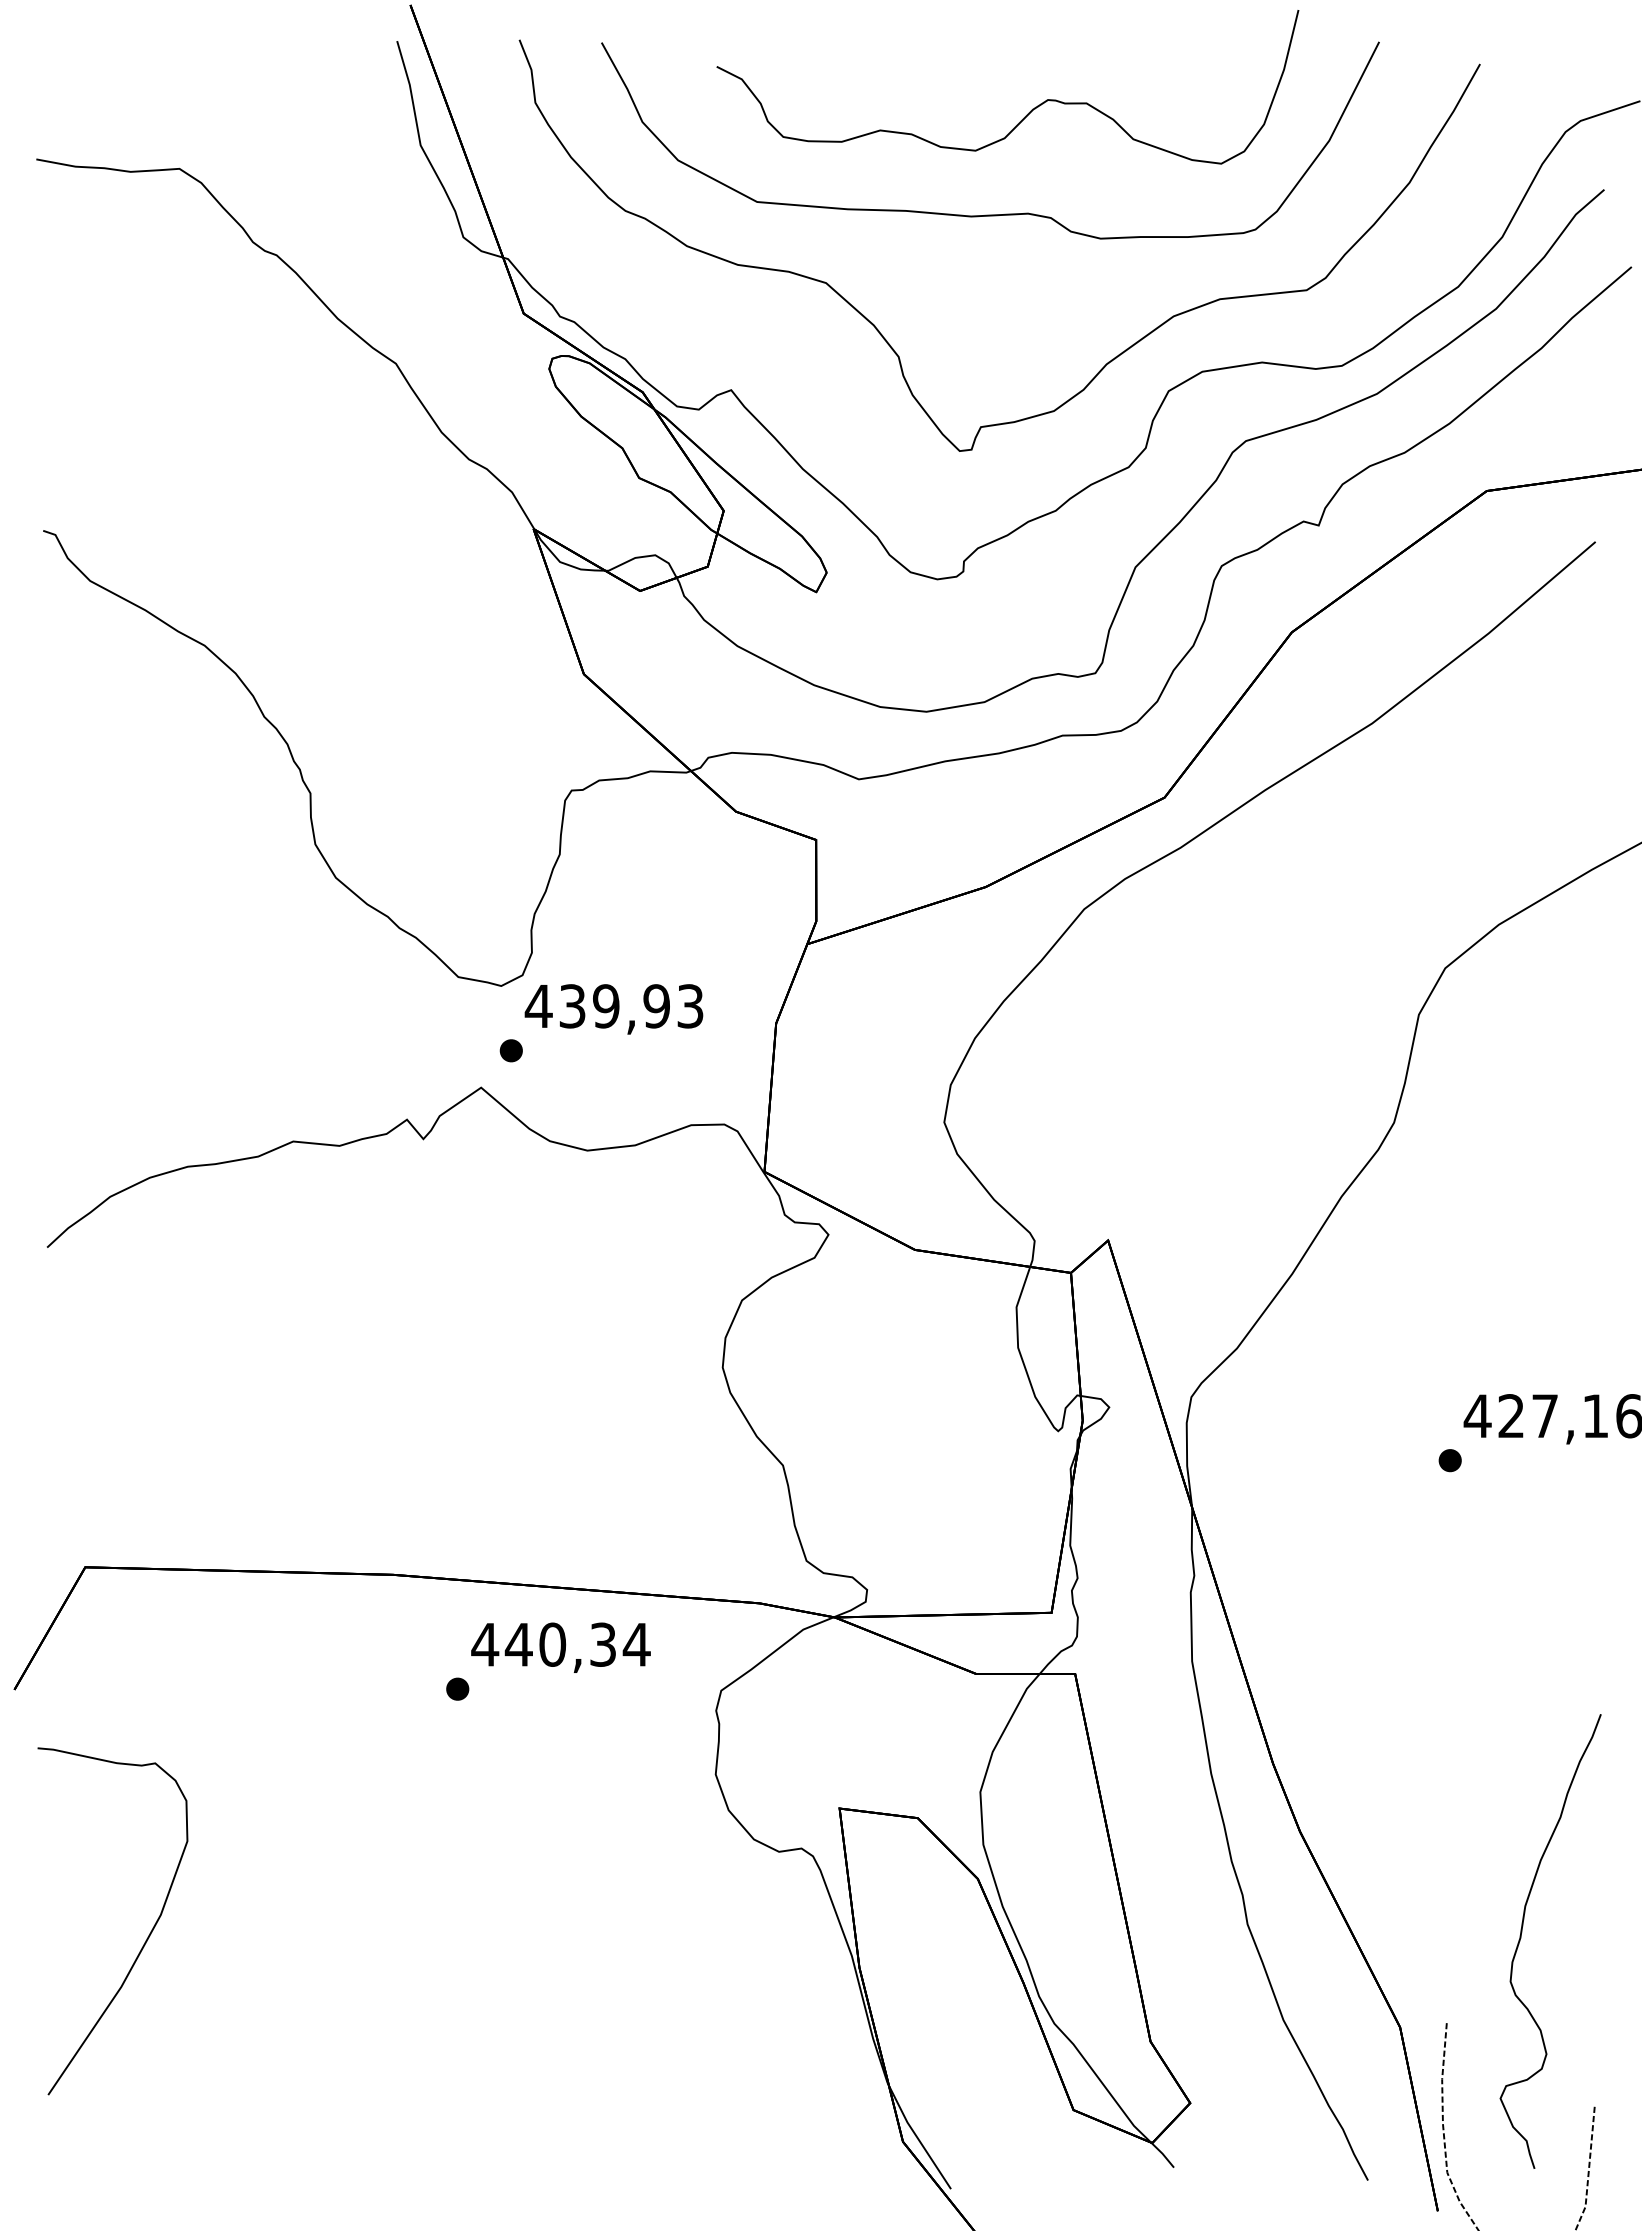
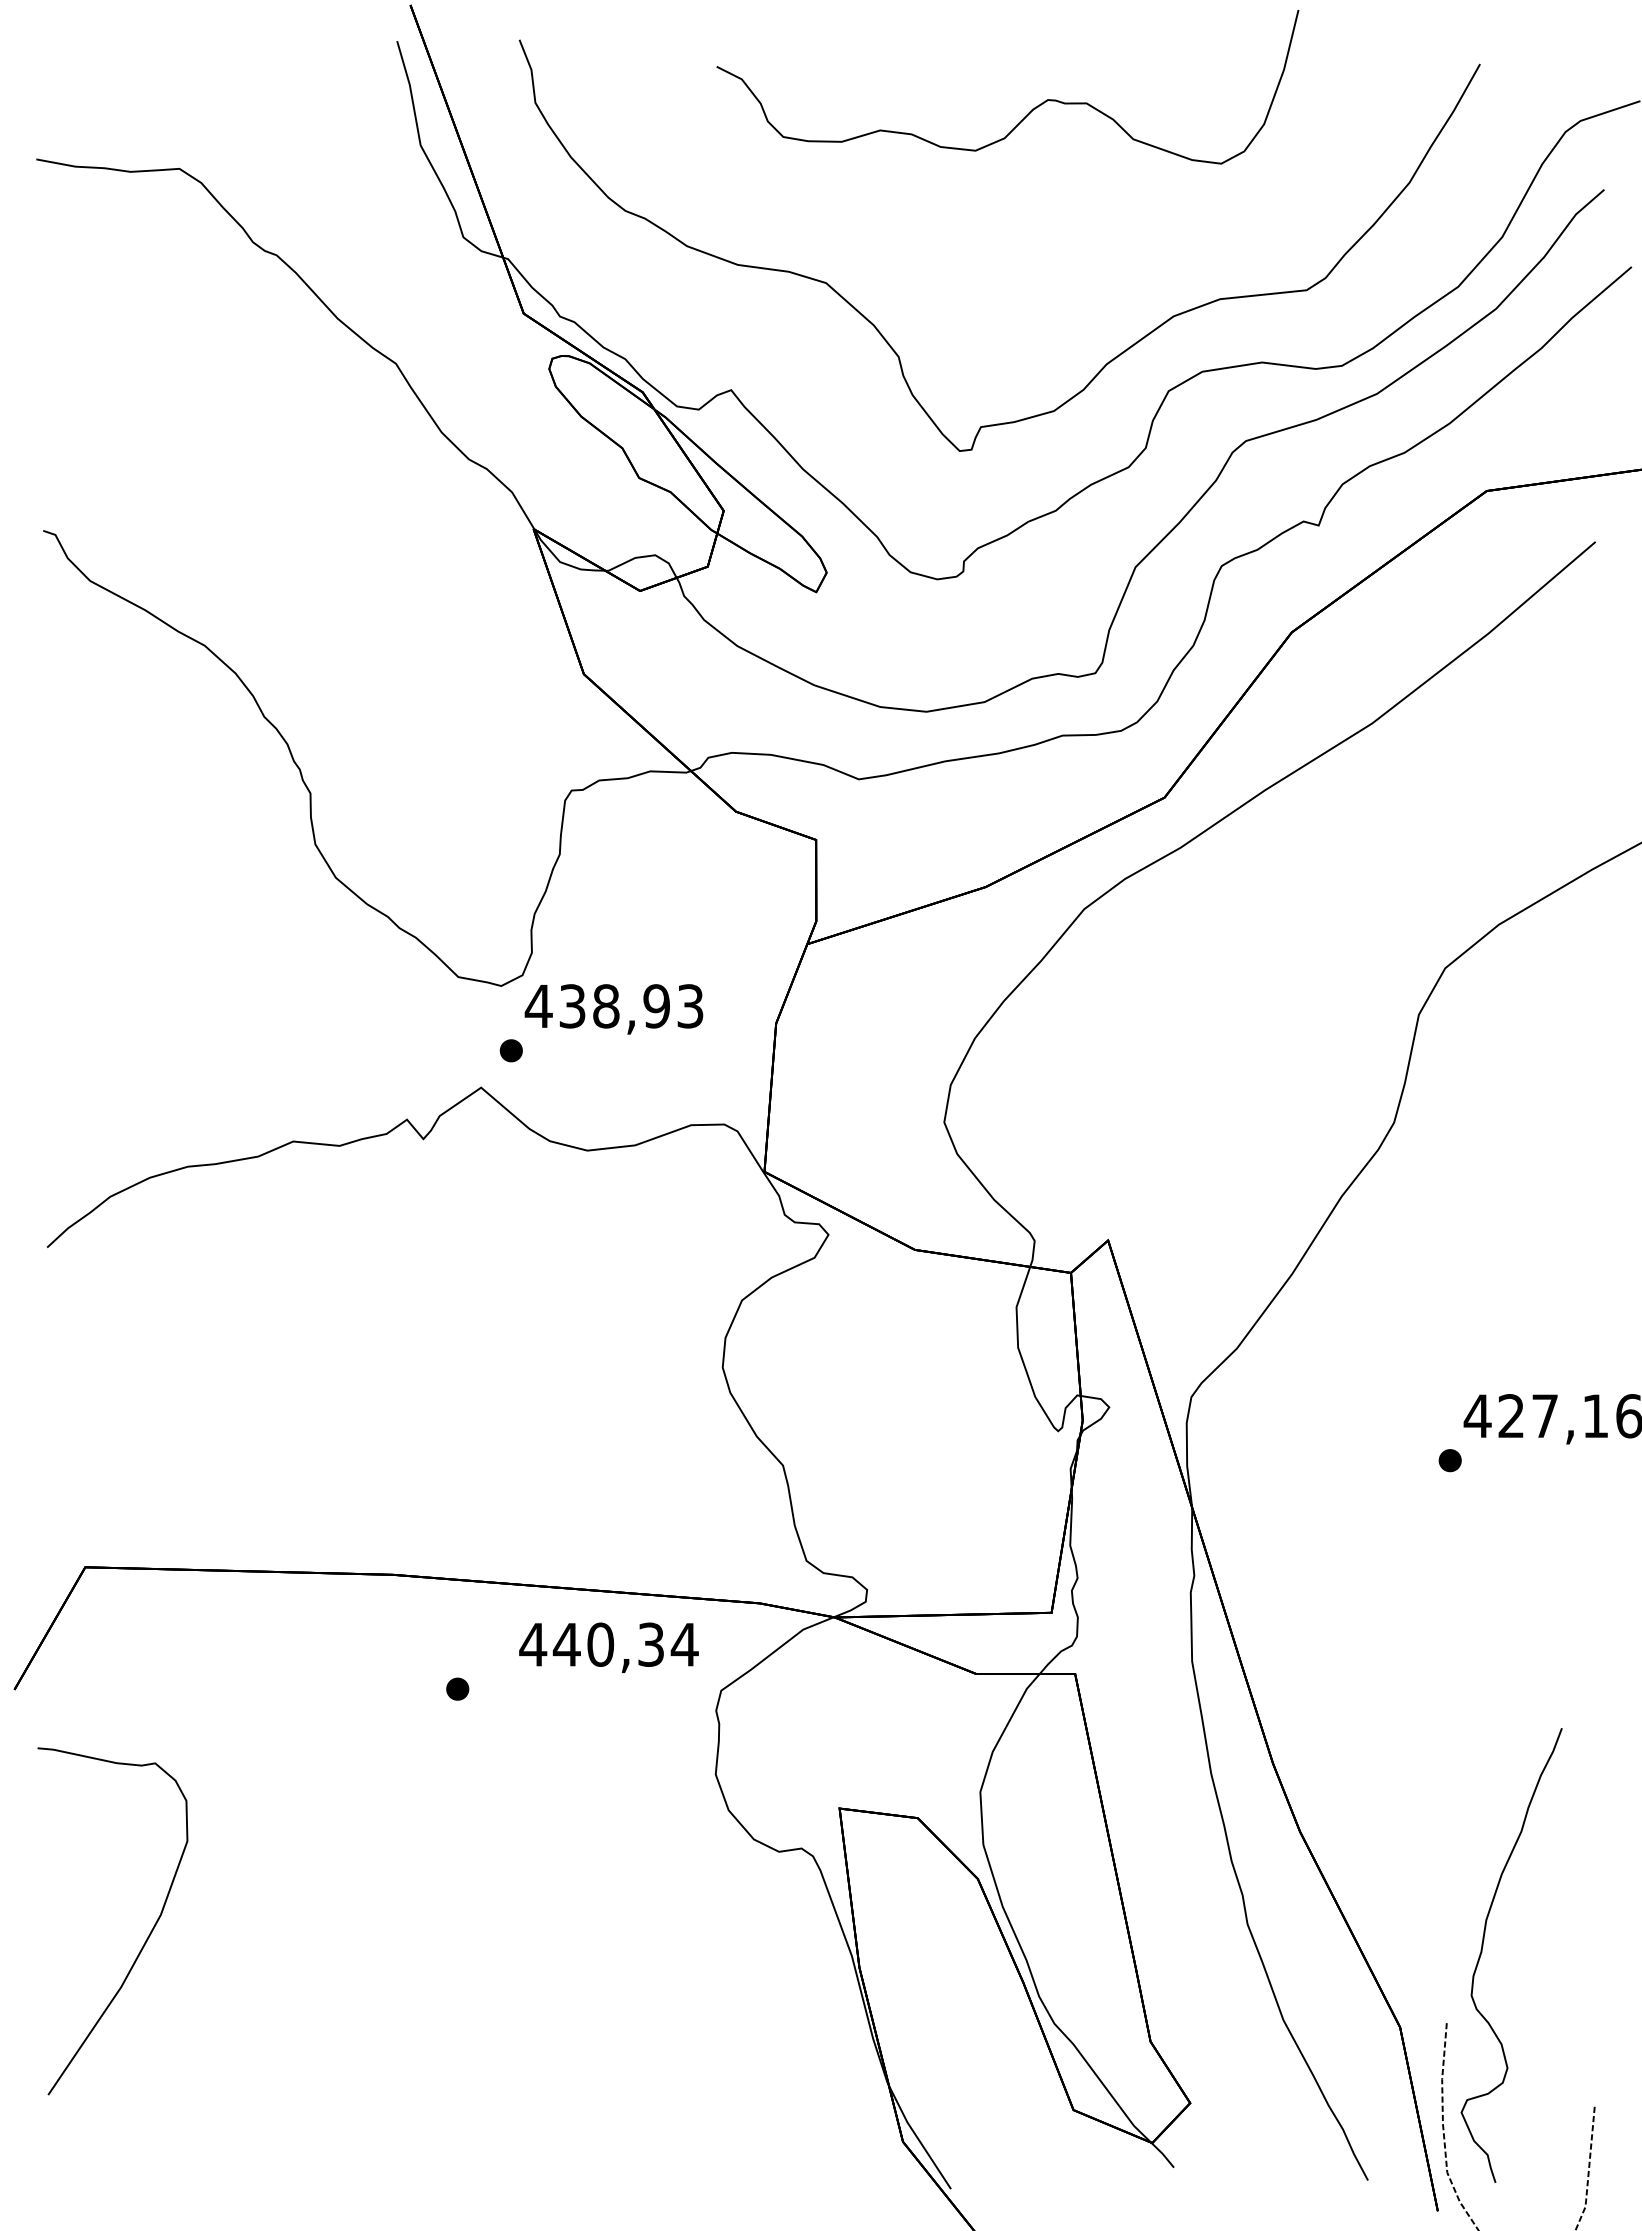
curve: present -> none (990, 214)
text: 439,93 -> 438,93 (606, 1006)
text position: (560, 1647) -> (608, 1647) (608, 1647)
curve position: (1521, 1938) -> (1482, 1952) (1482, 1952)
